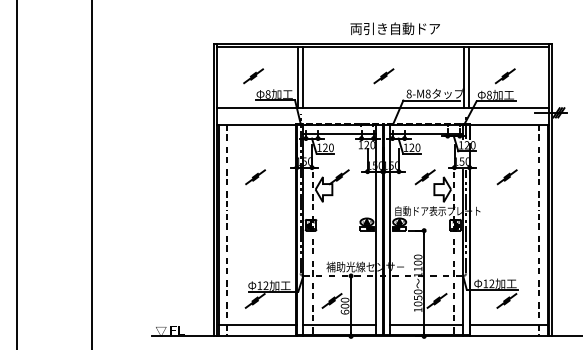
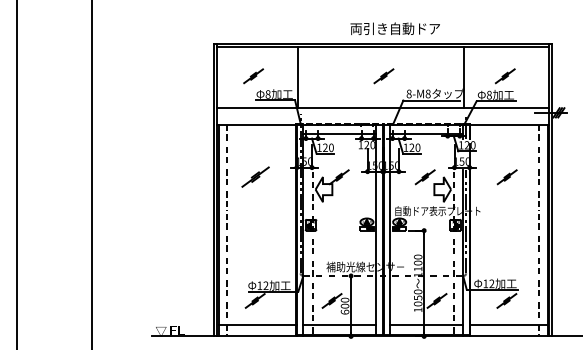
line: present -> none (302, 77)
line: present -> none (468, 77)
part size: 21x17 px -> 29x22 px (255, 176)
